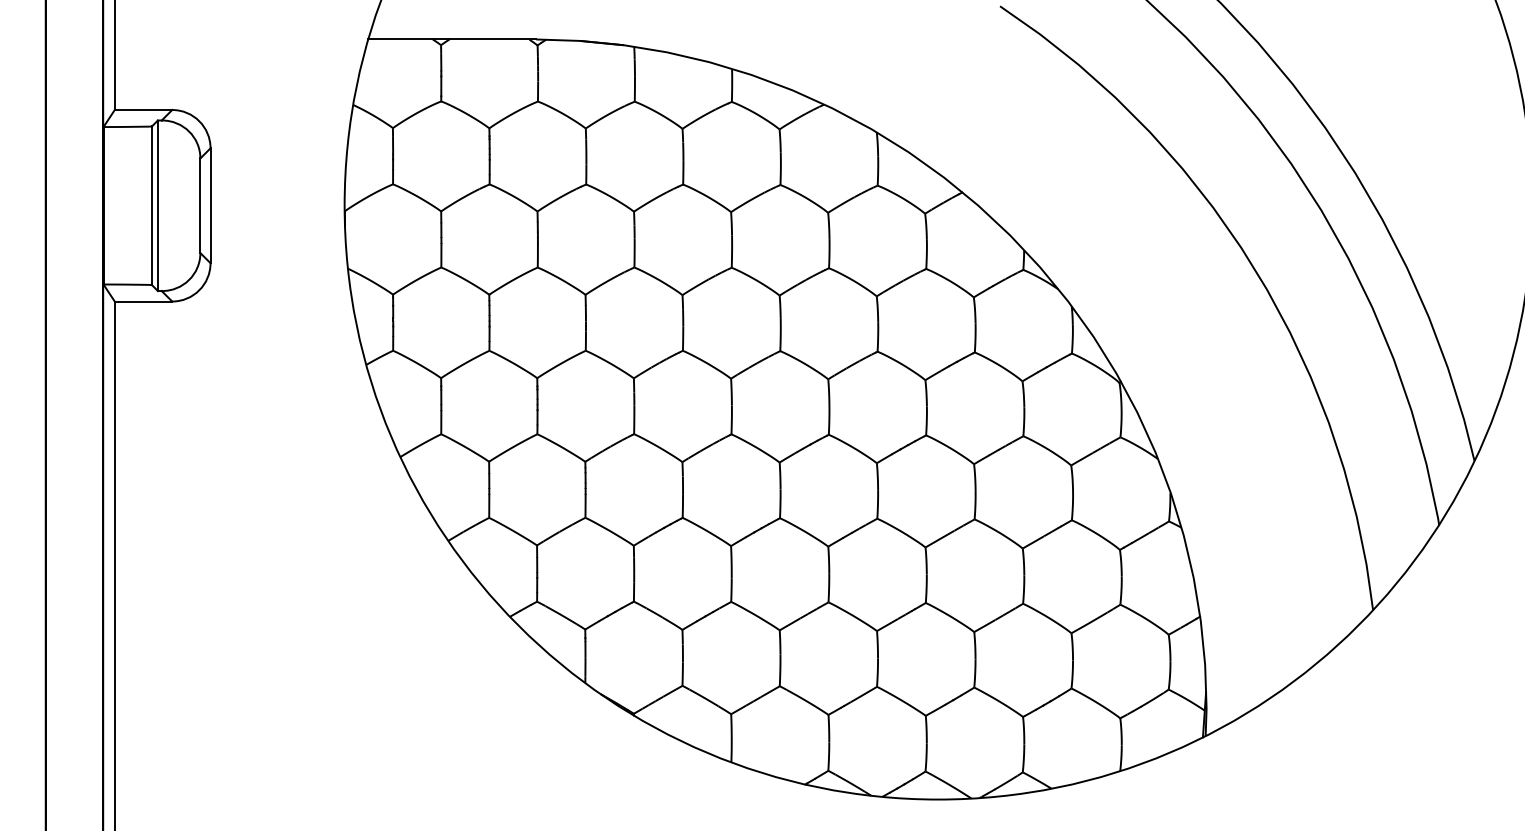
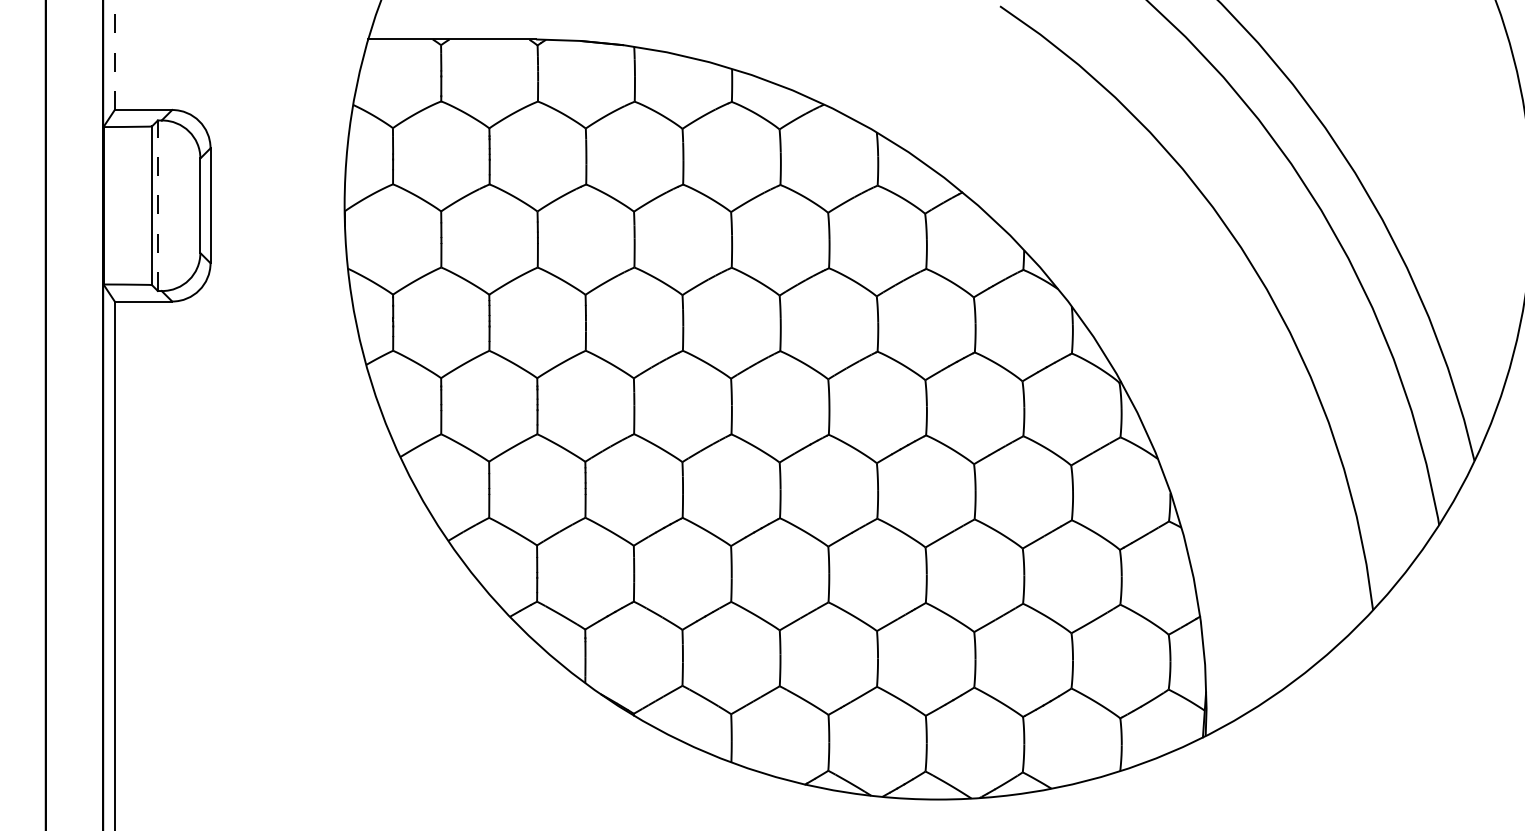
line: solid -> dashed (114, 55)
line: solid -> dashed (157, 205)
